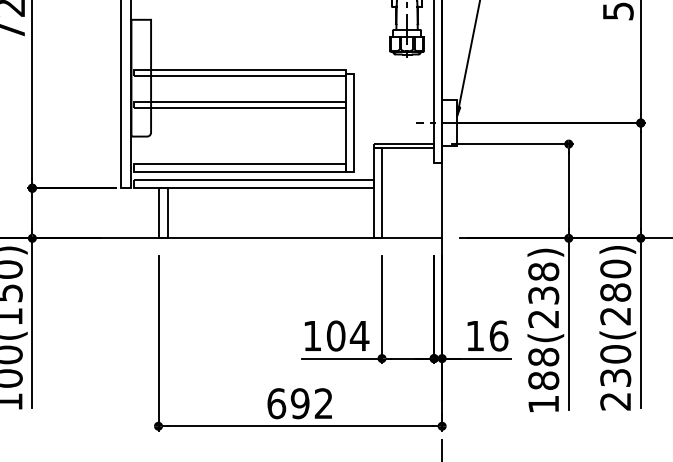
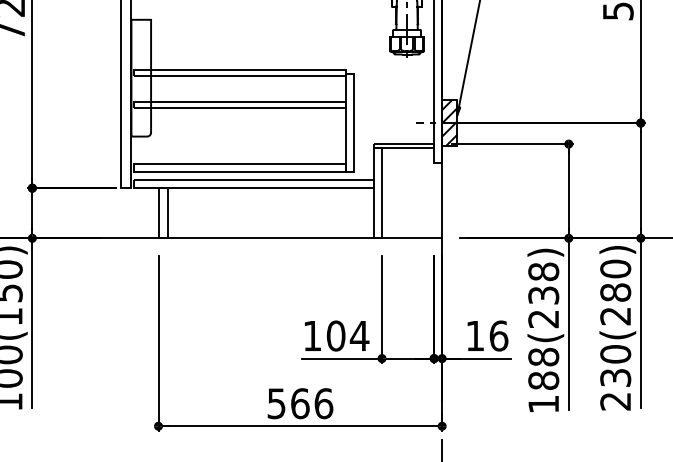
hatch: none -> present (449, 122)
text: 692 -> 566 (300, 403)
